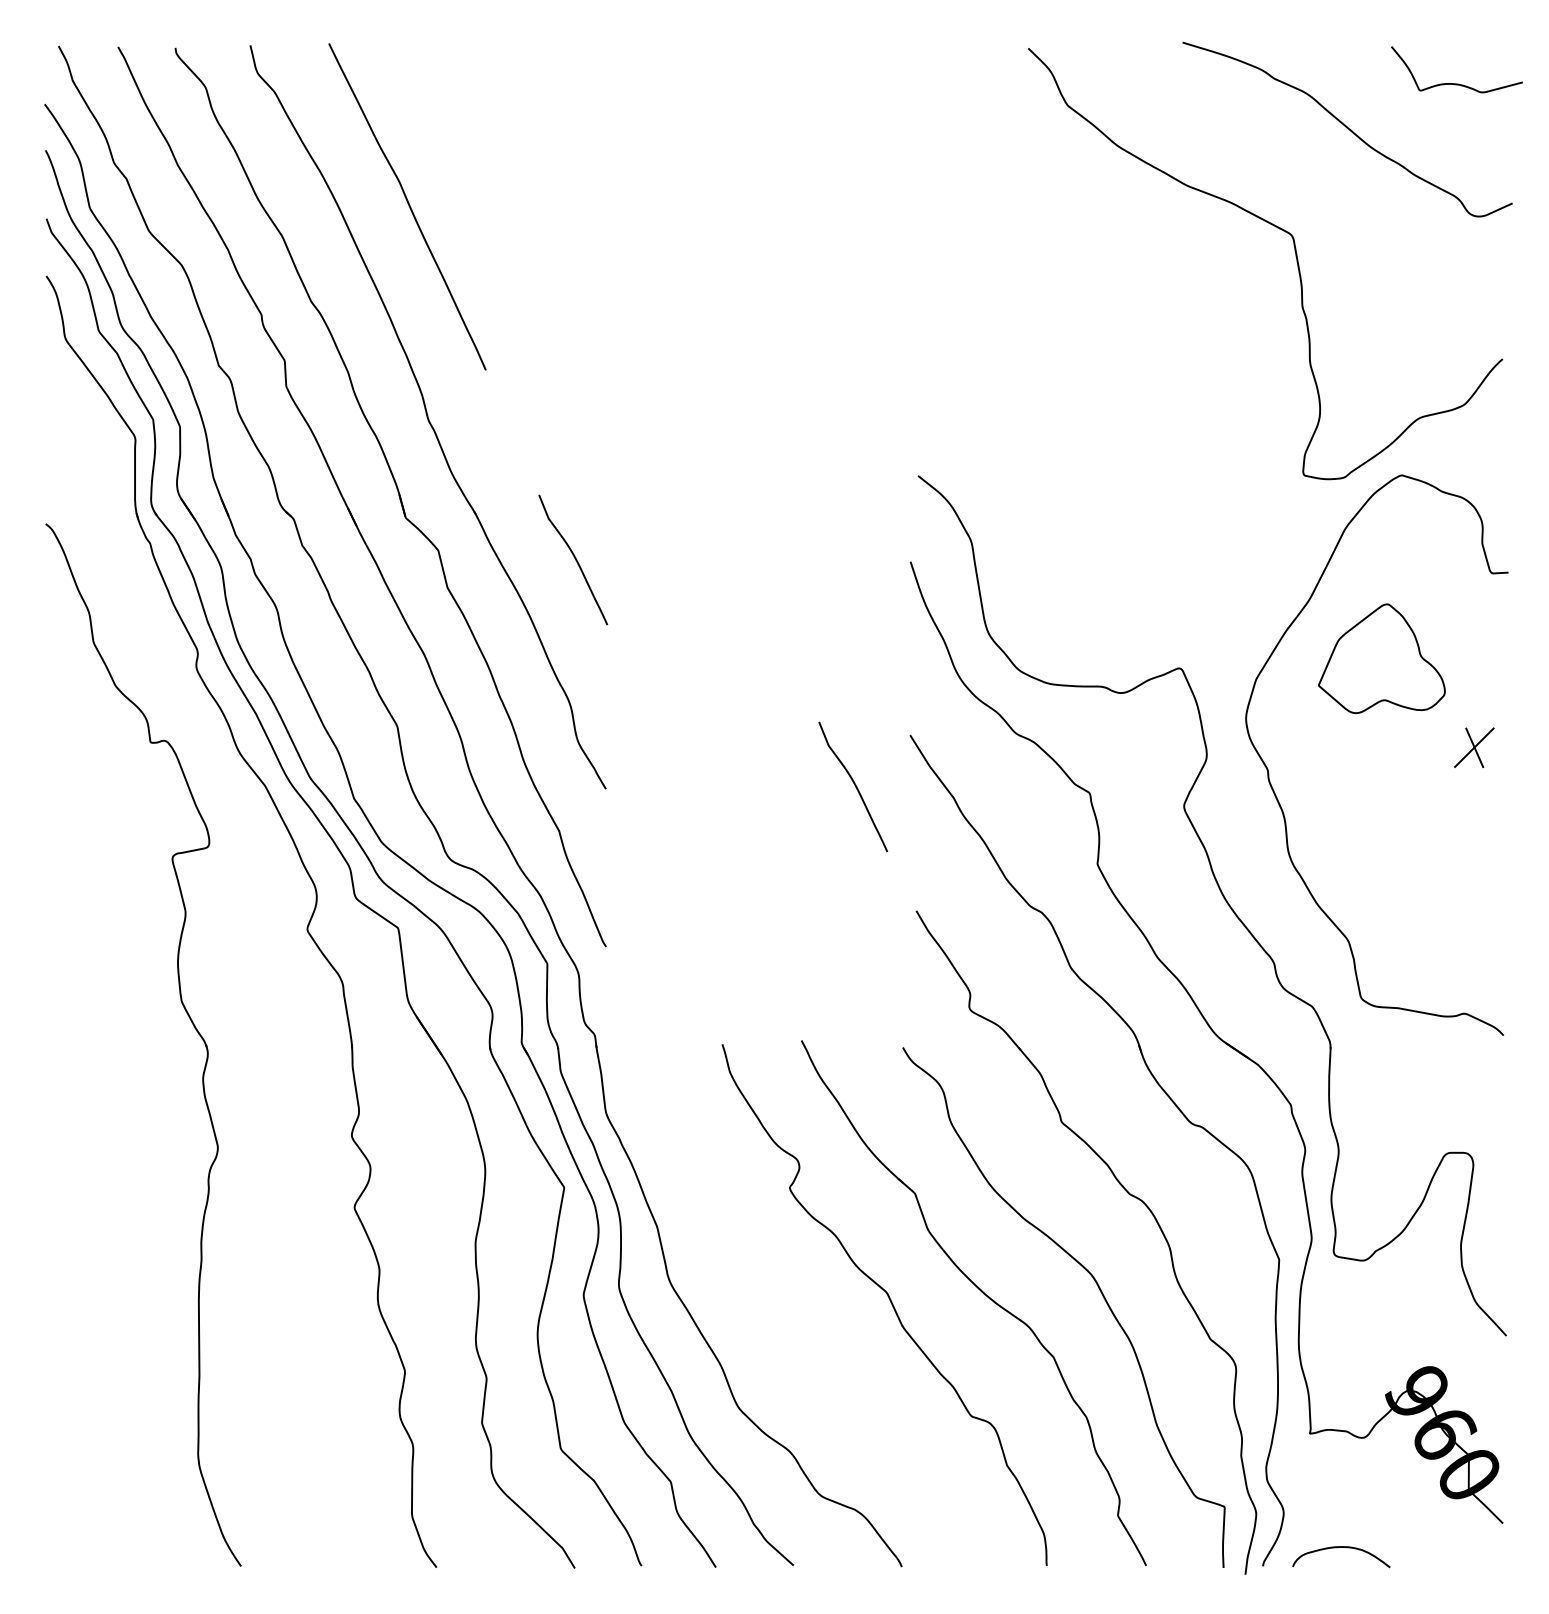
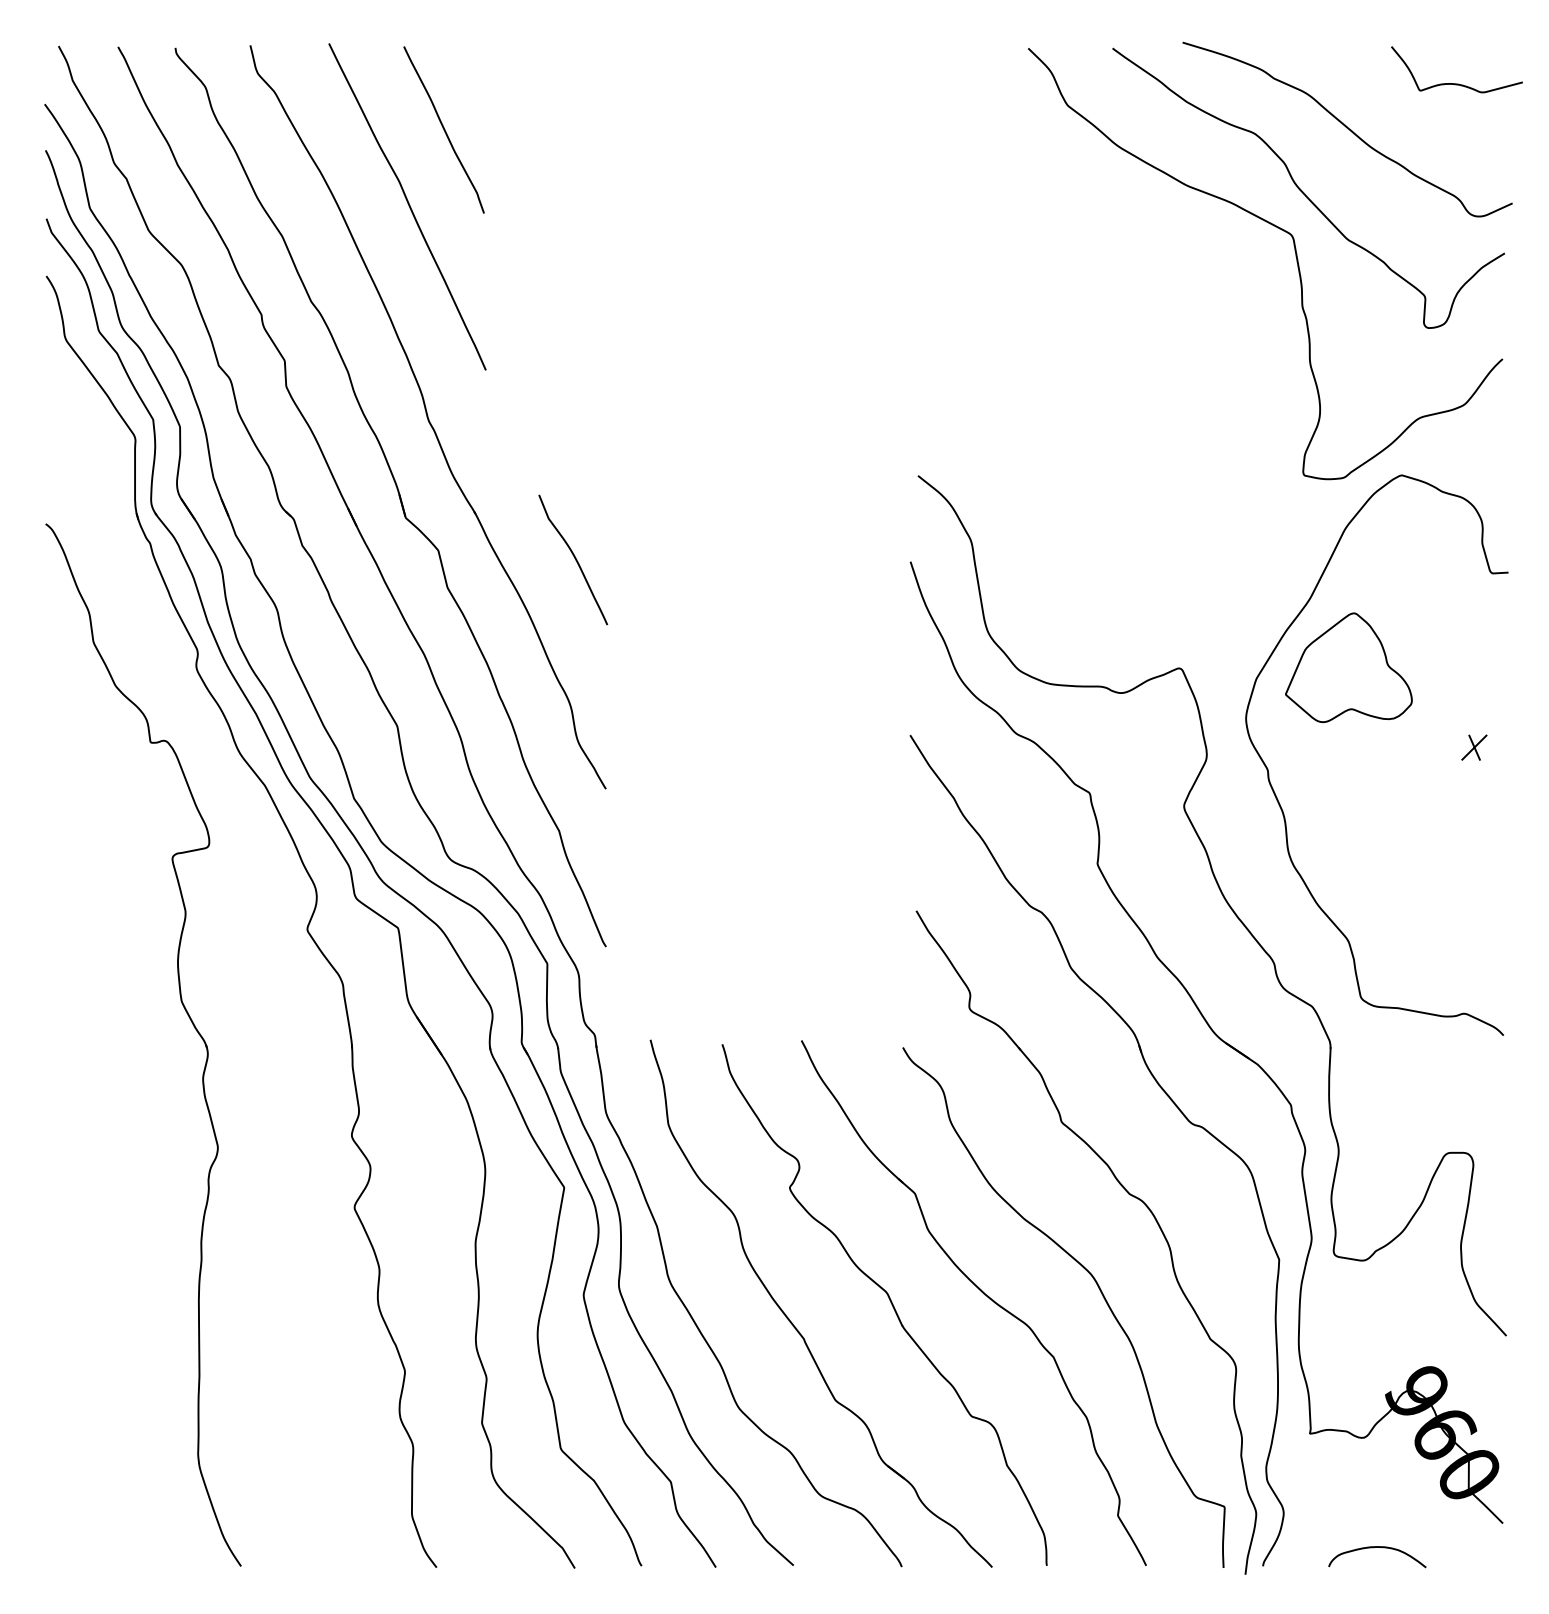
curve: none -> present (443, 129)
curve: none -> present (1303, 191)
part position: (1381, 658) -> (1348, 667) (1348, 667)
part size: 41x41 px -> 27x27 px (1474, 747)
curve: present -> none (854, 785)
part: none -> present (793, 1323)
curve position: (1337, 1548) -> (1373, 1548) (1373, 1548)
